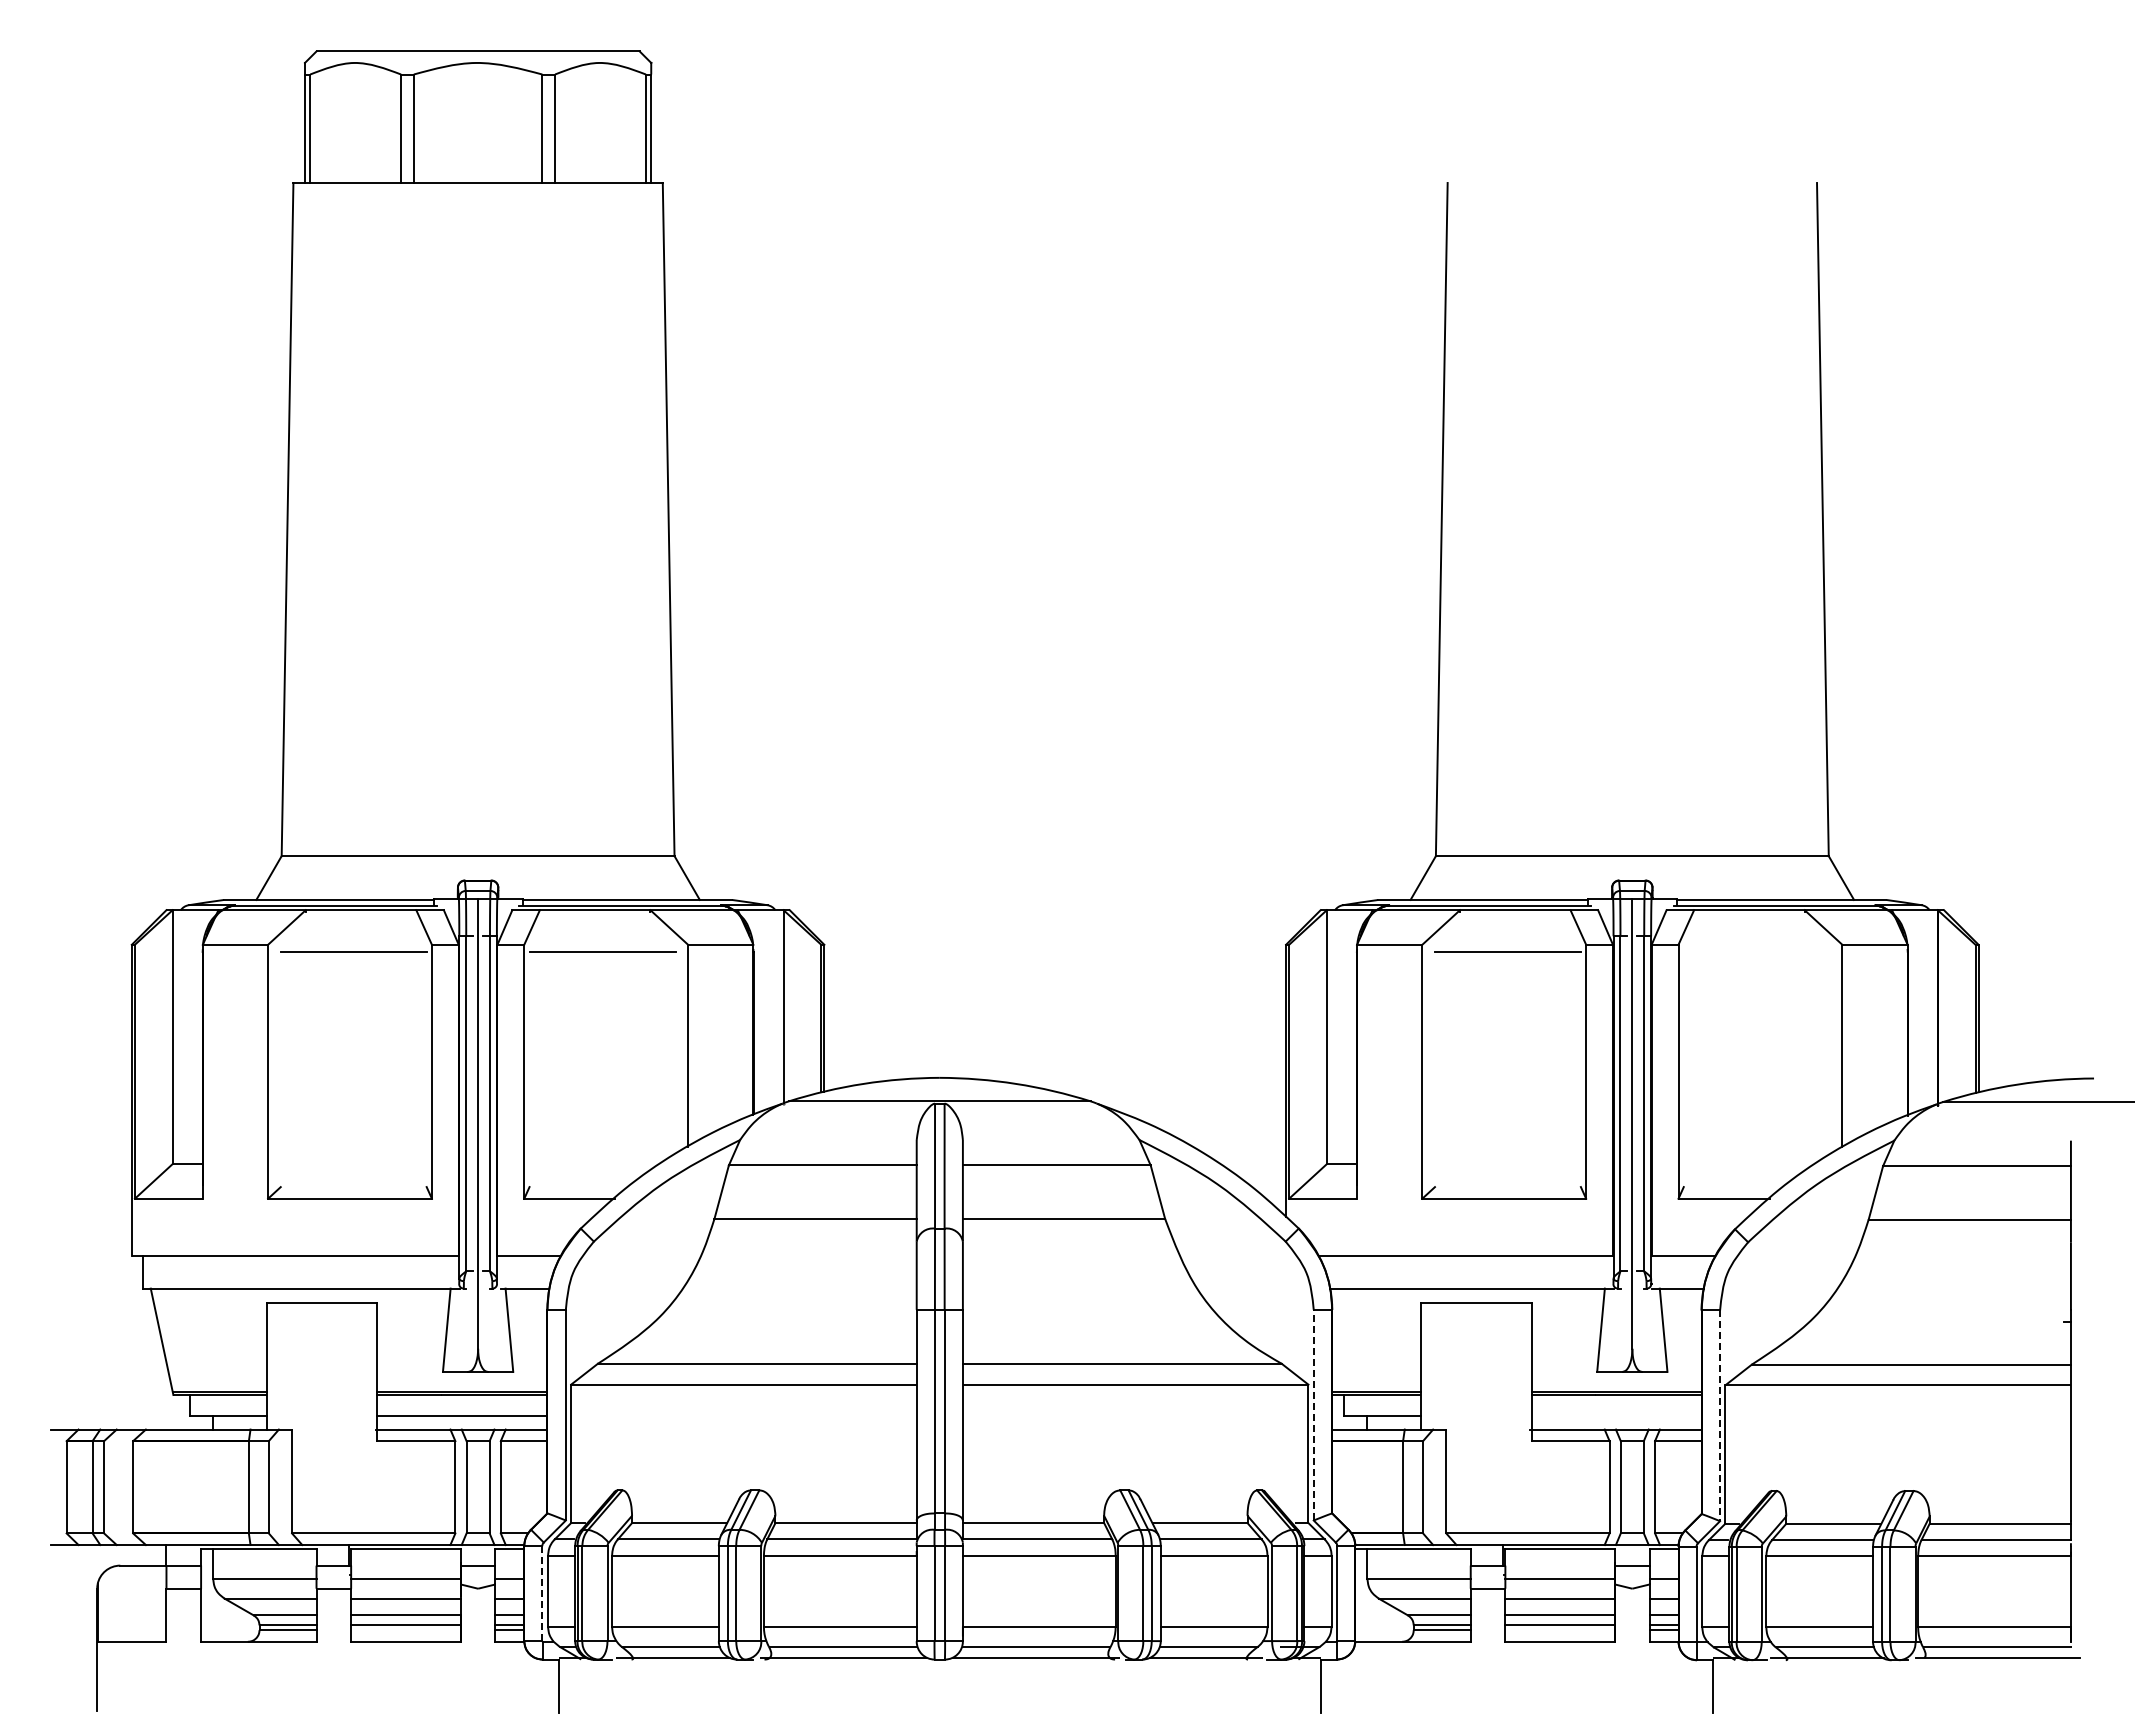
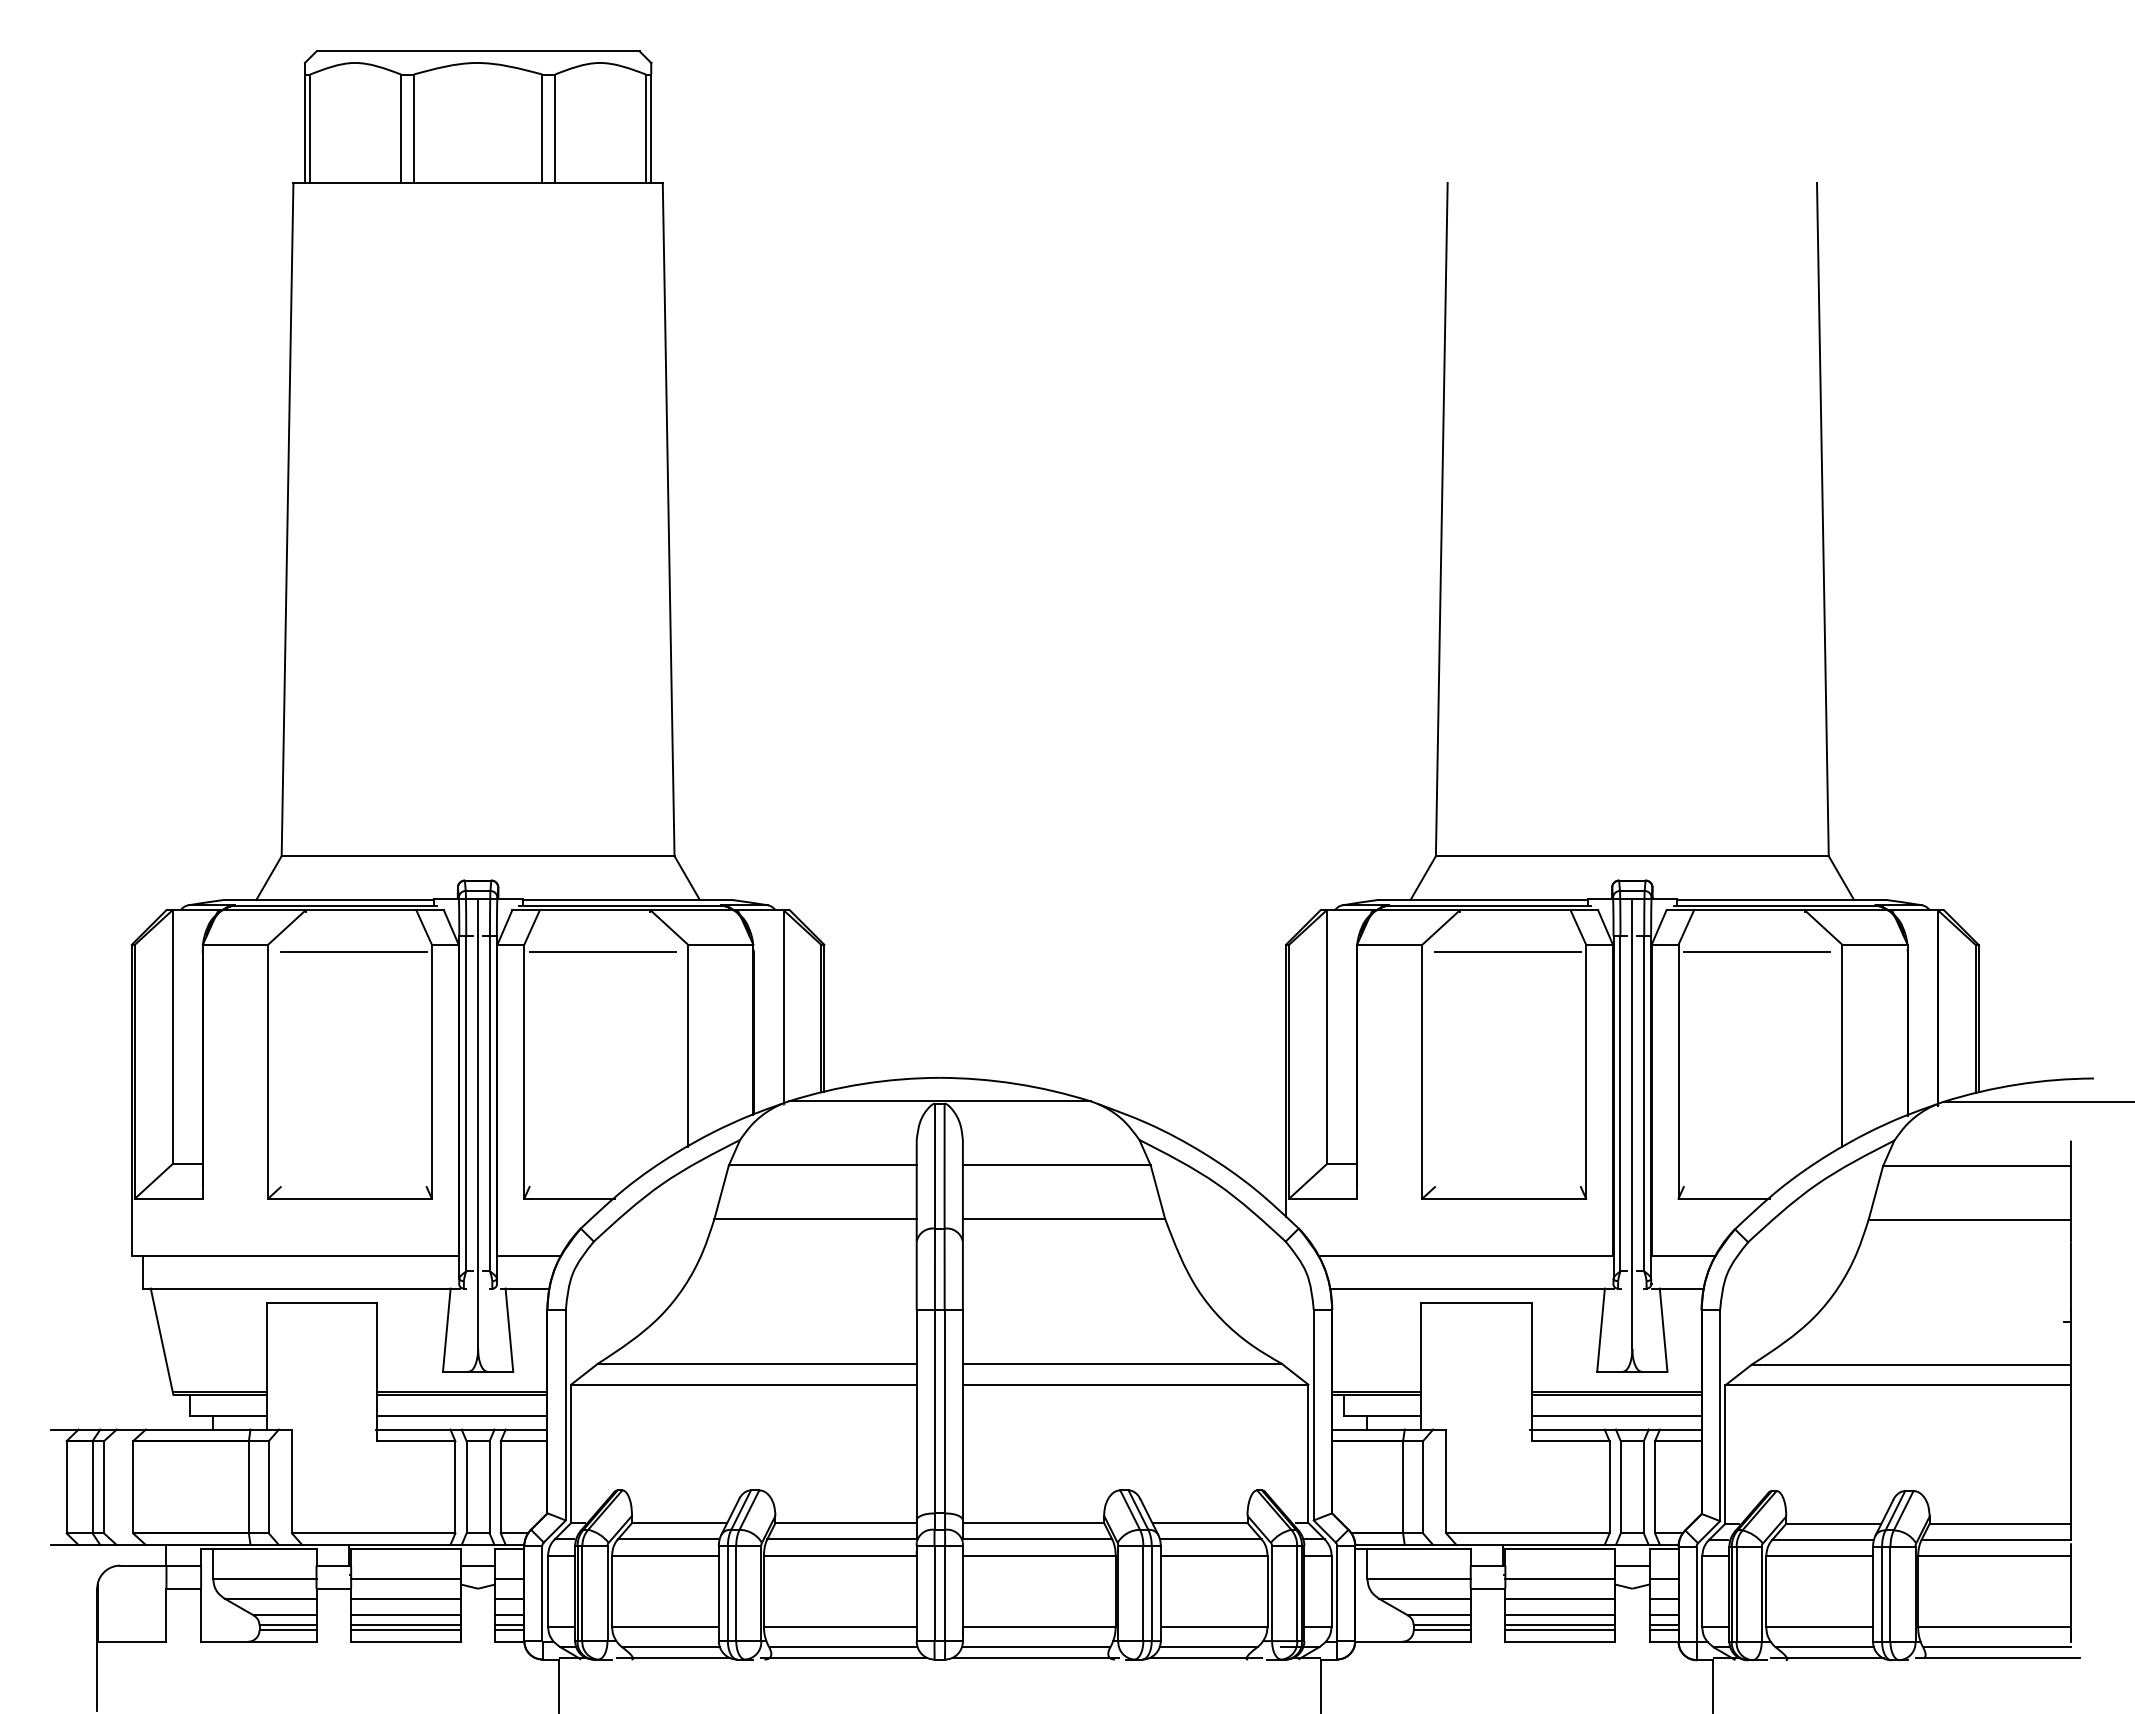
line: none -> present (1756, 951)
line: dashed -> solid (1313, 1414)
line: none -> present (1616, 1415)
line: dashed -> solid (1720, 1416)
line: dashed -> solid (542, 1594)
line: none -> present (405, 1630)
line: none -> present (1560, 1630)
